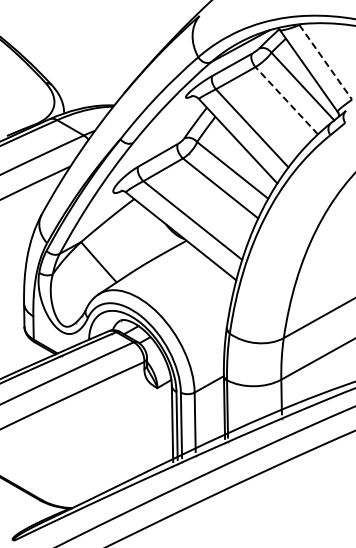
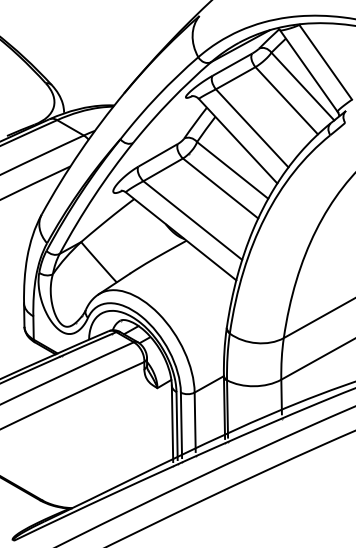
line: dashed -> solid (325, 62)
line: dashed -> solid (286, 100)
